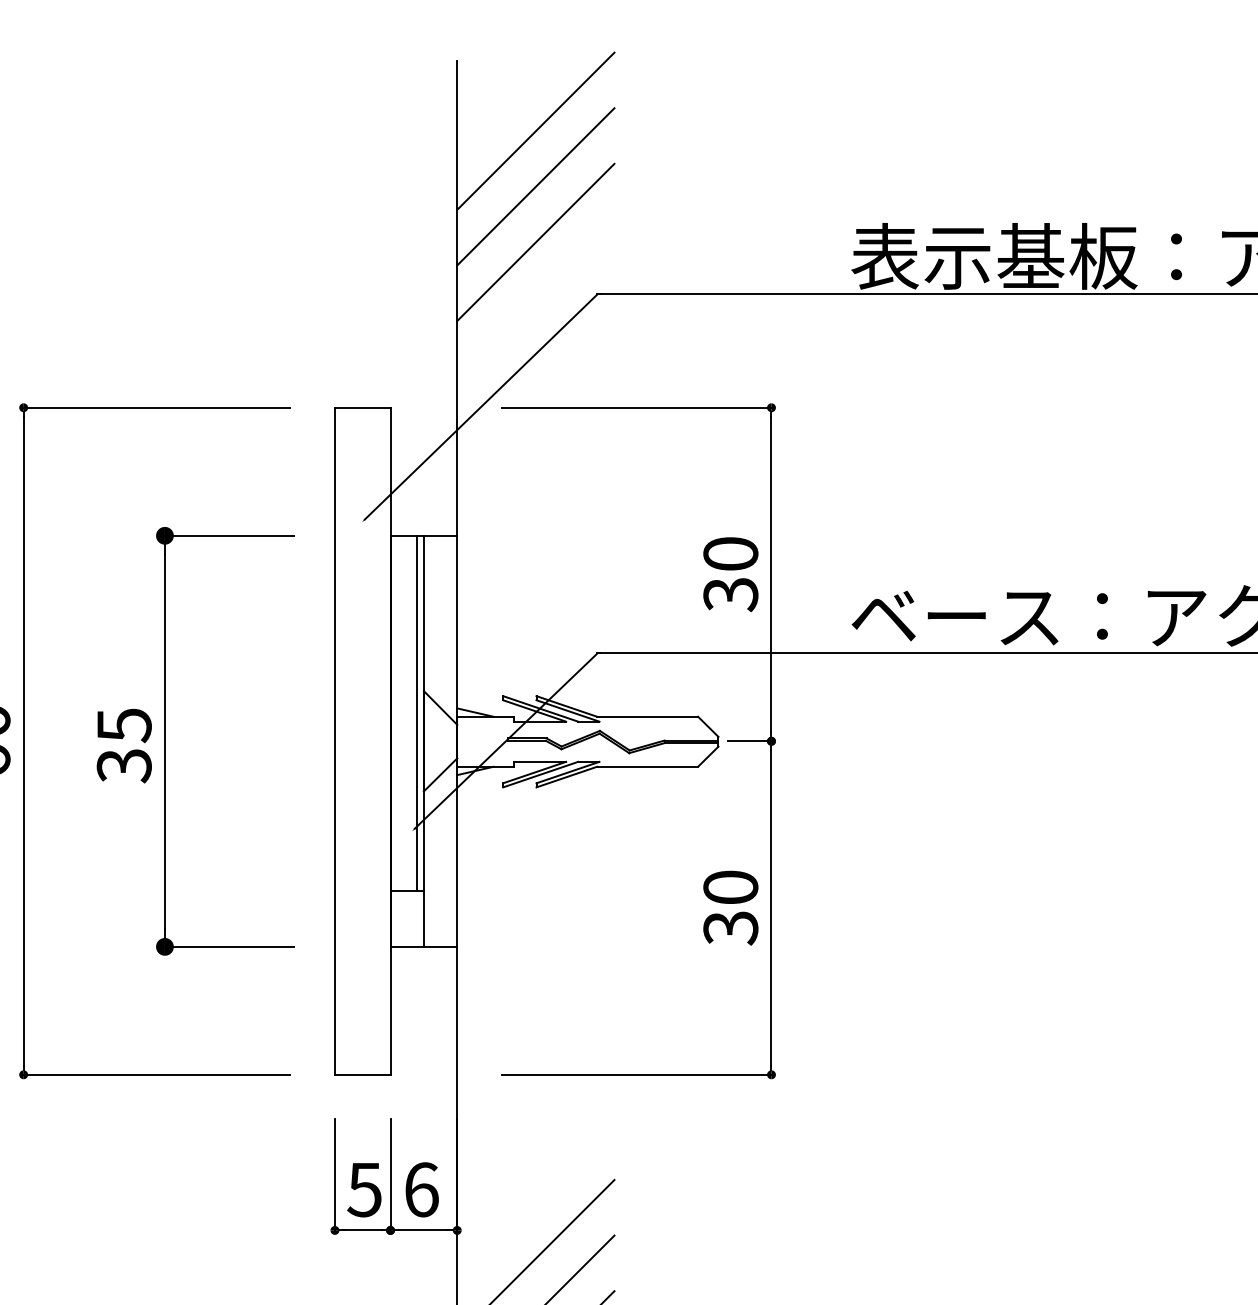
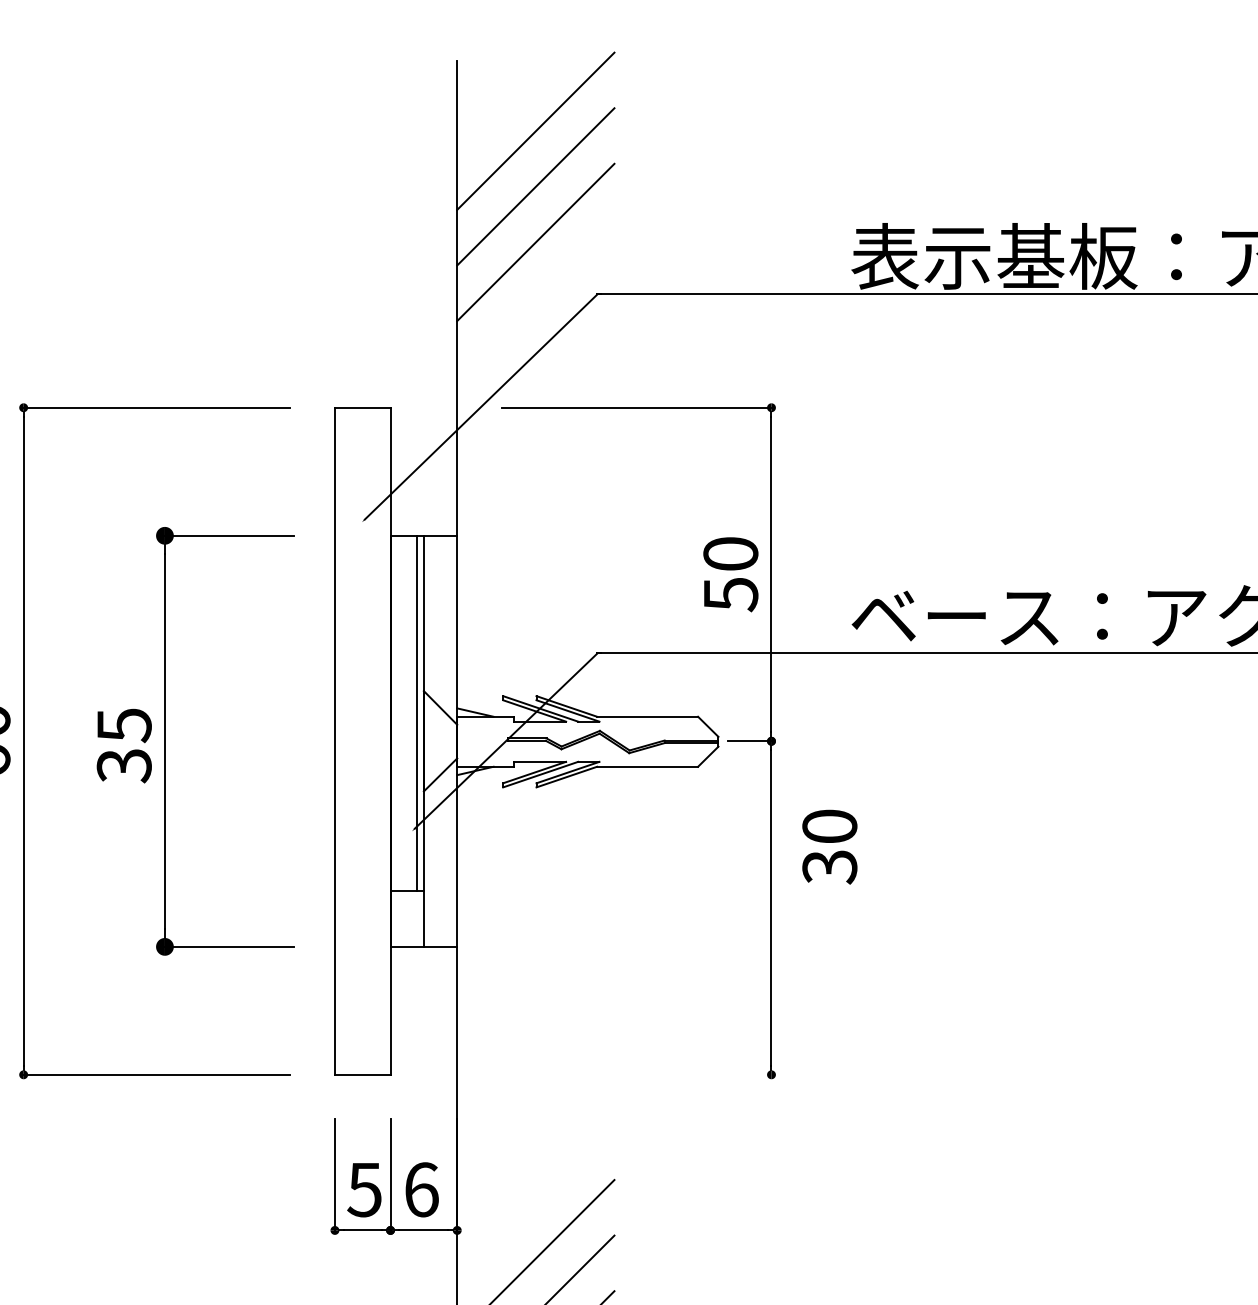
text: 30 -> 50 (730, 595)
text position: (730, 907) -> (829, 846) (829, 846)
line: present -> none (636, 1074)
